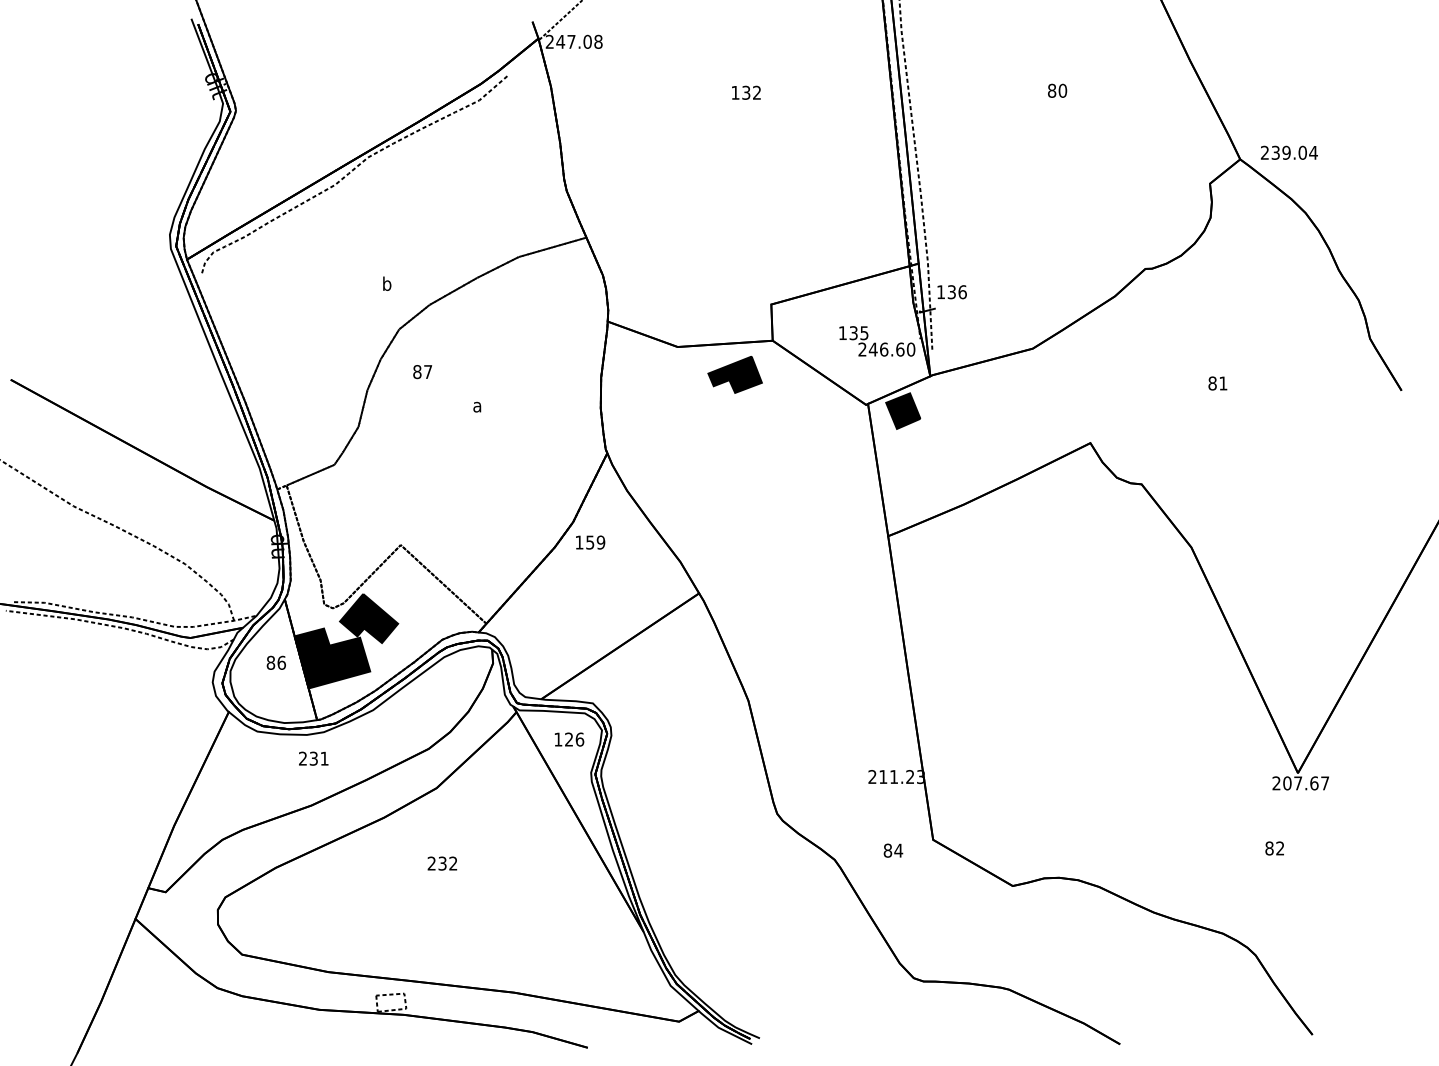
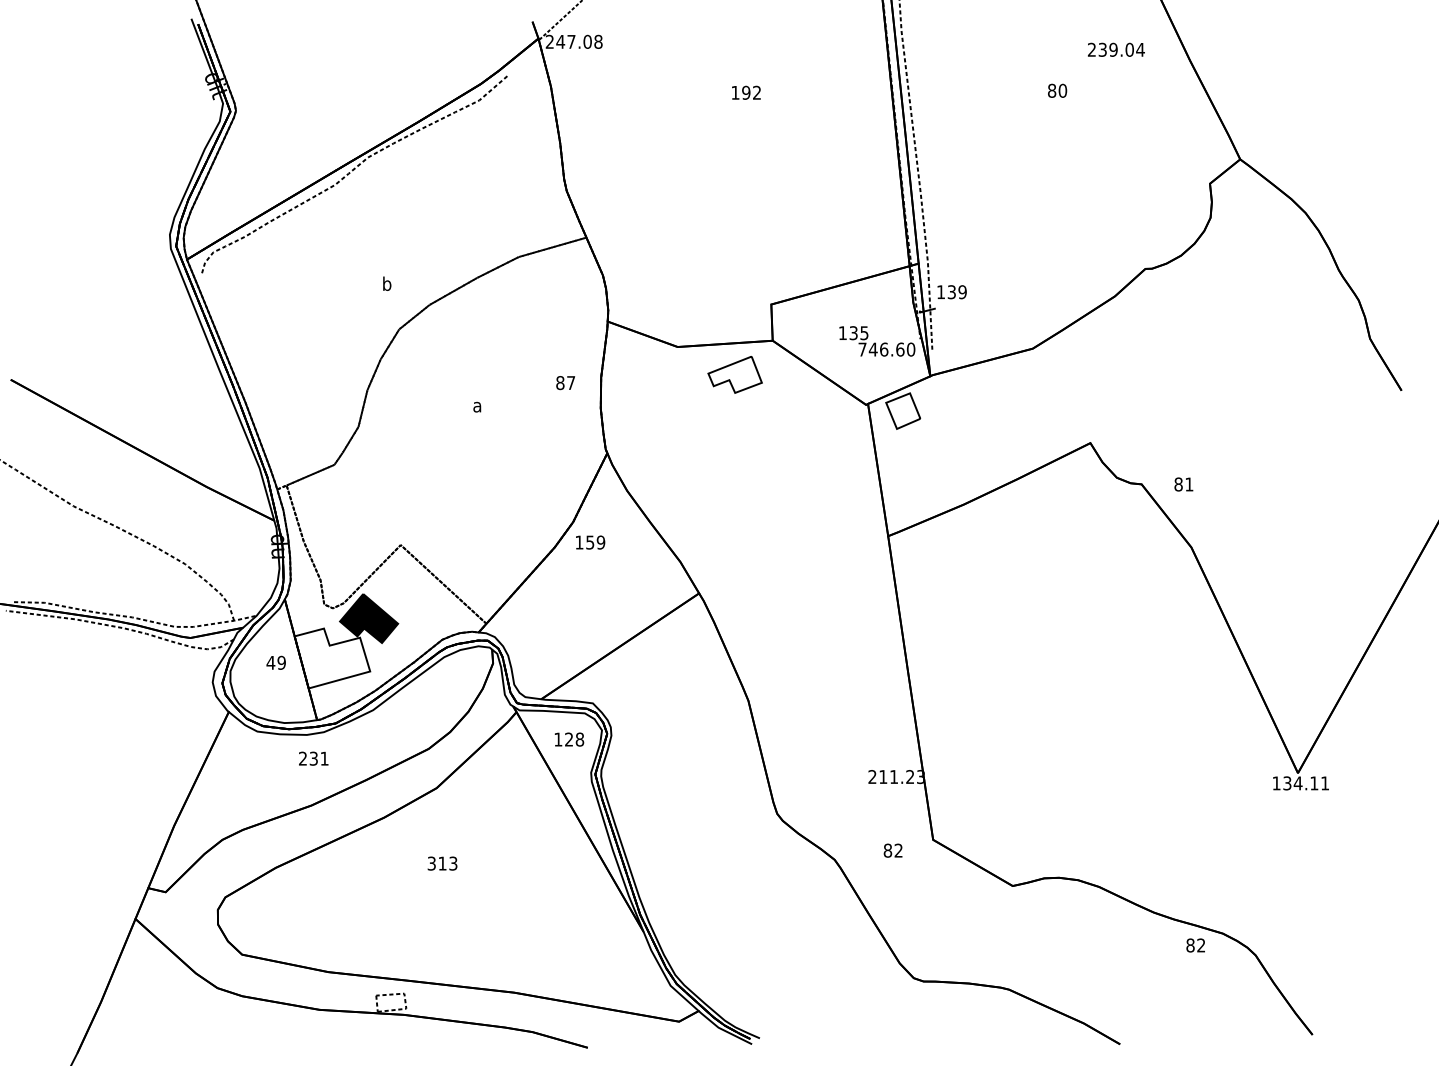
text: 132 -> 192 (746, 92)
text position: (1289, 152) -> (1116, 49) (1116, 49)
text: 136 -> 139 (962, 292)
text: 246.60 -> 746.60 (862, 349)
text position: (422, 372) -> (565, 383) (565, 383)
fill: present -> none (734, 374)
text position: (1217, 383) -> (1183, 484) (1183, 484)
fill: present -> none (903, 410)
fill: present -> none (332, 658)
text: 86 -> 49 (275, 662)
text: 126 -> 128 (579, 739)
text: 207.67 -> 134.11 (1300, 783)
text position: (1274, 848) -> (1195, 945) (1195, 945)
text: 84 -> 82 (898, 850)
text: 232 -> 313 (442, 863)
